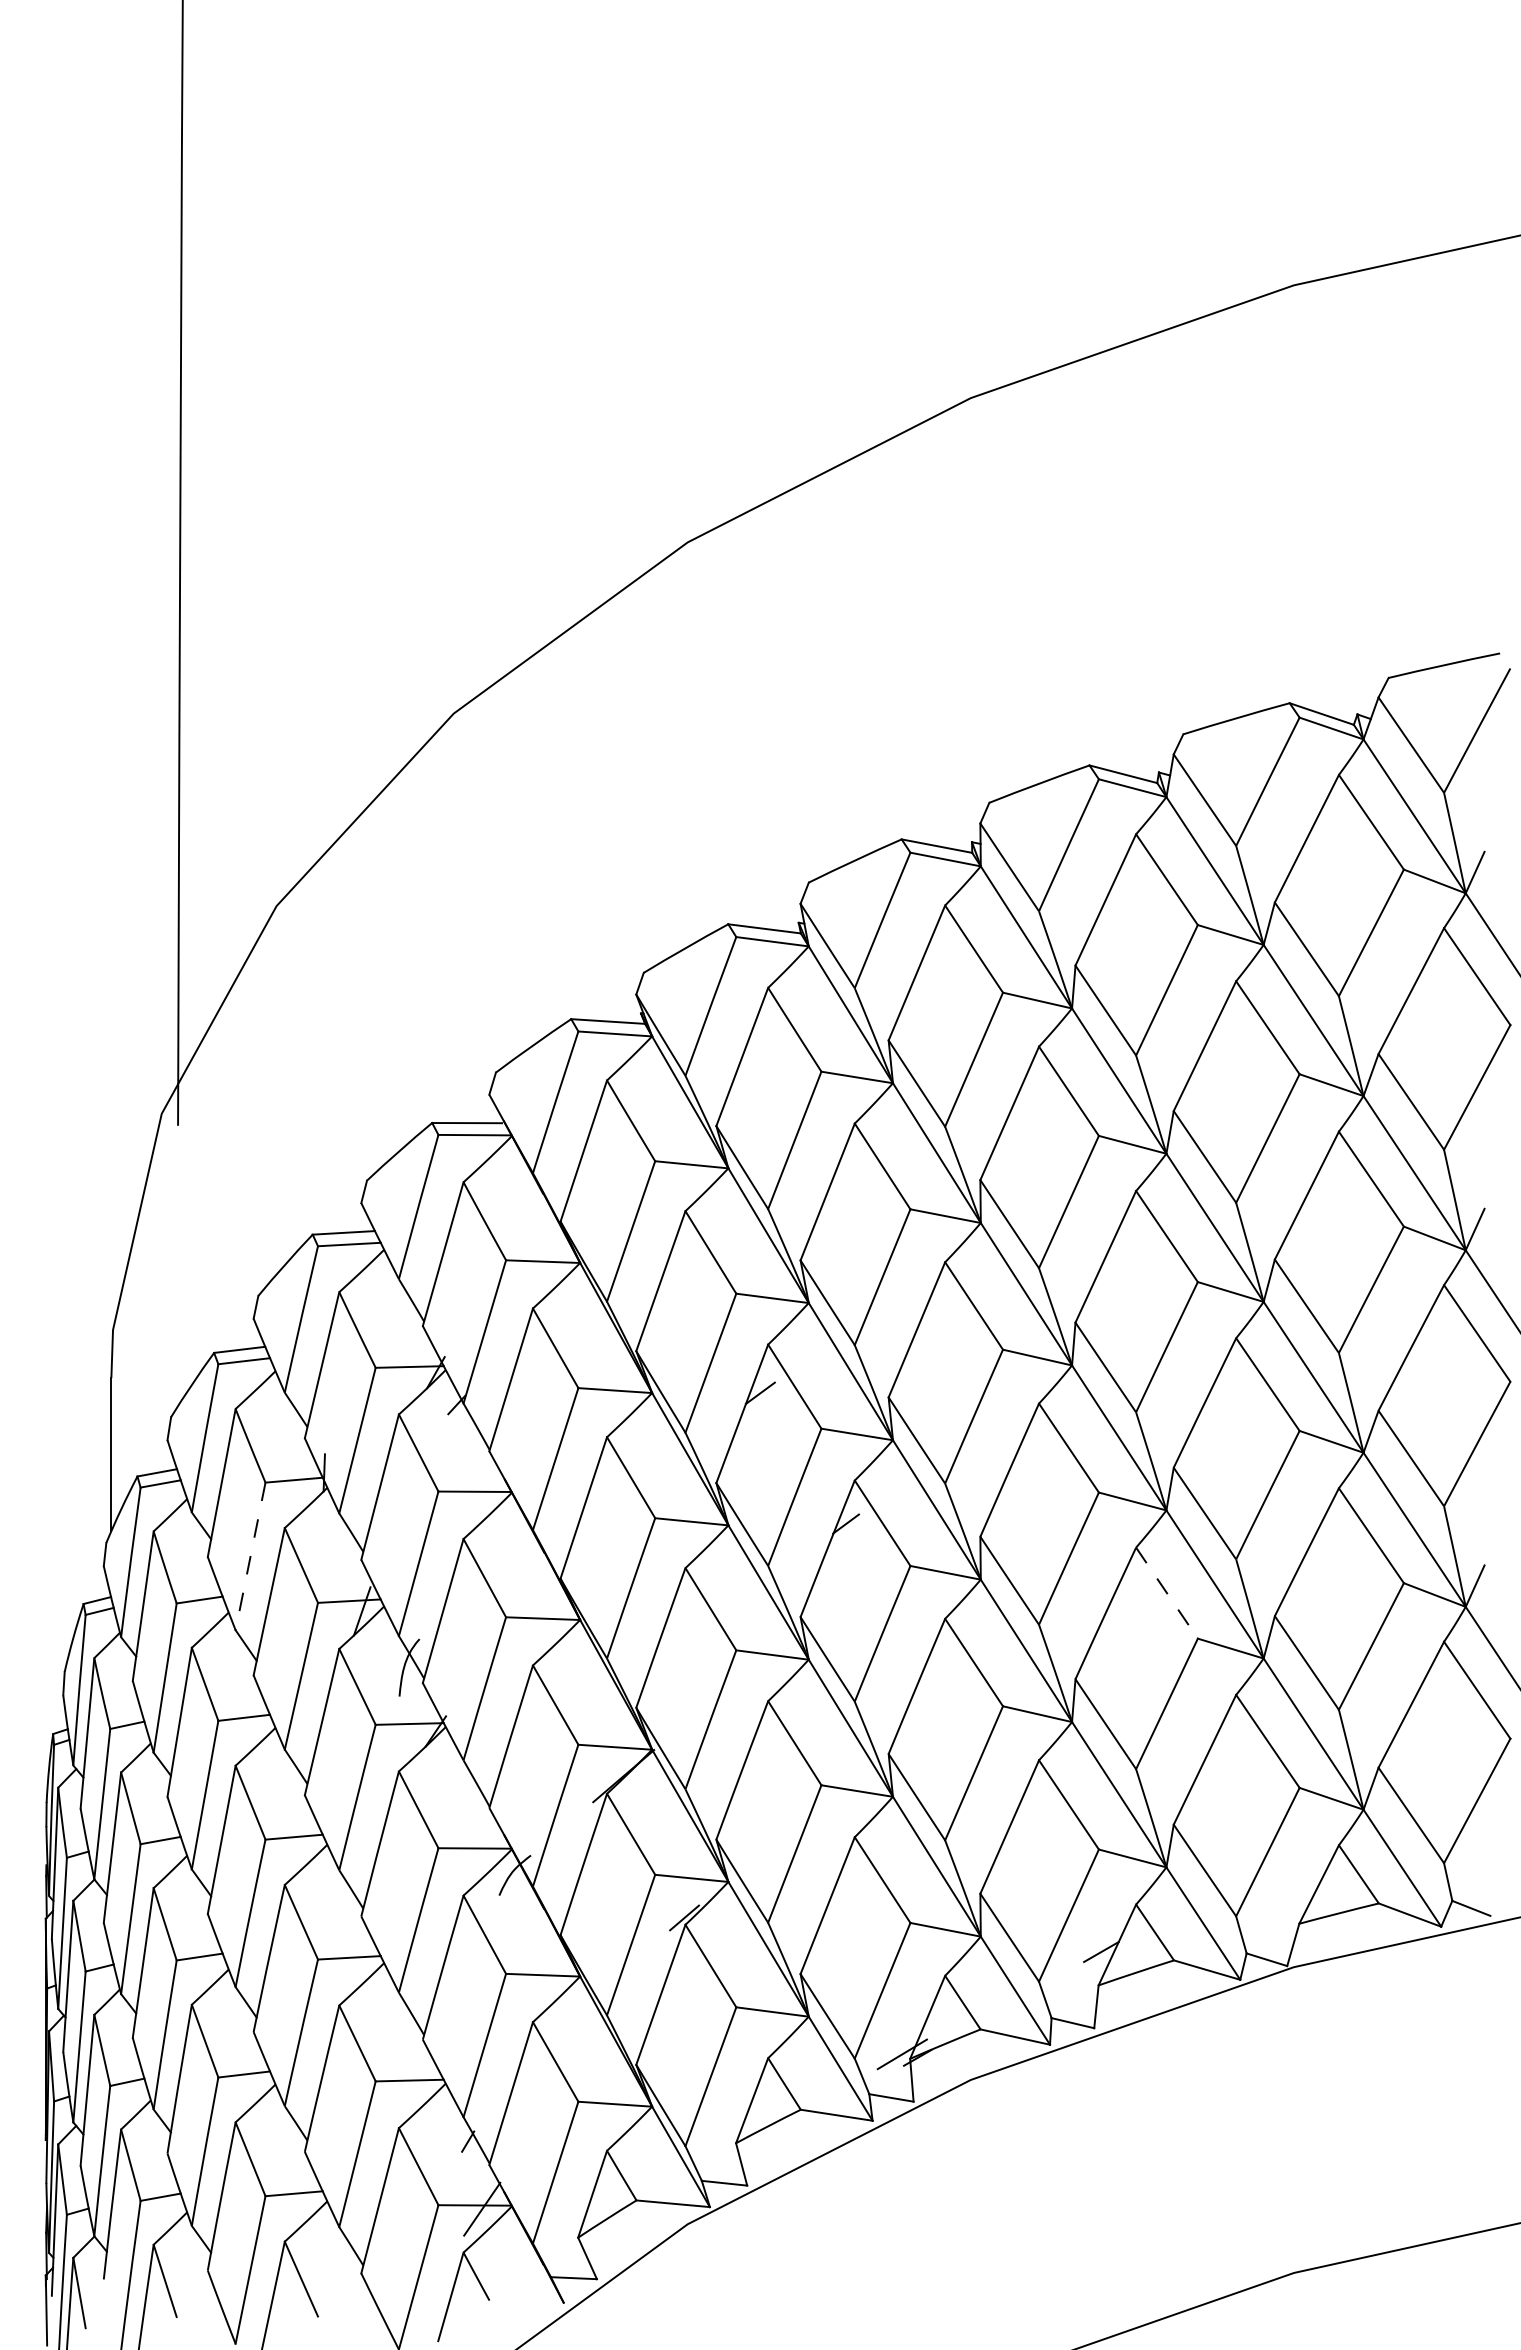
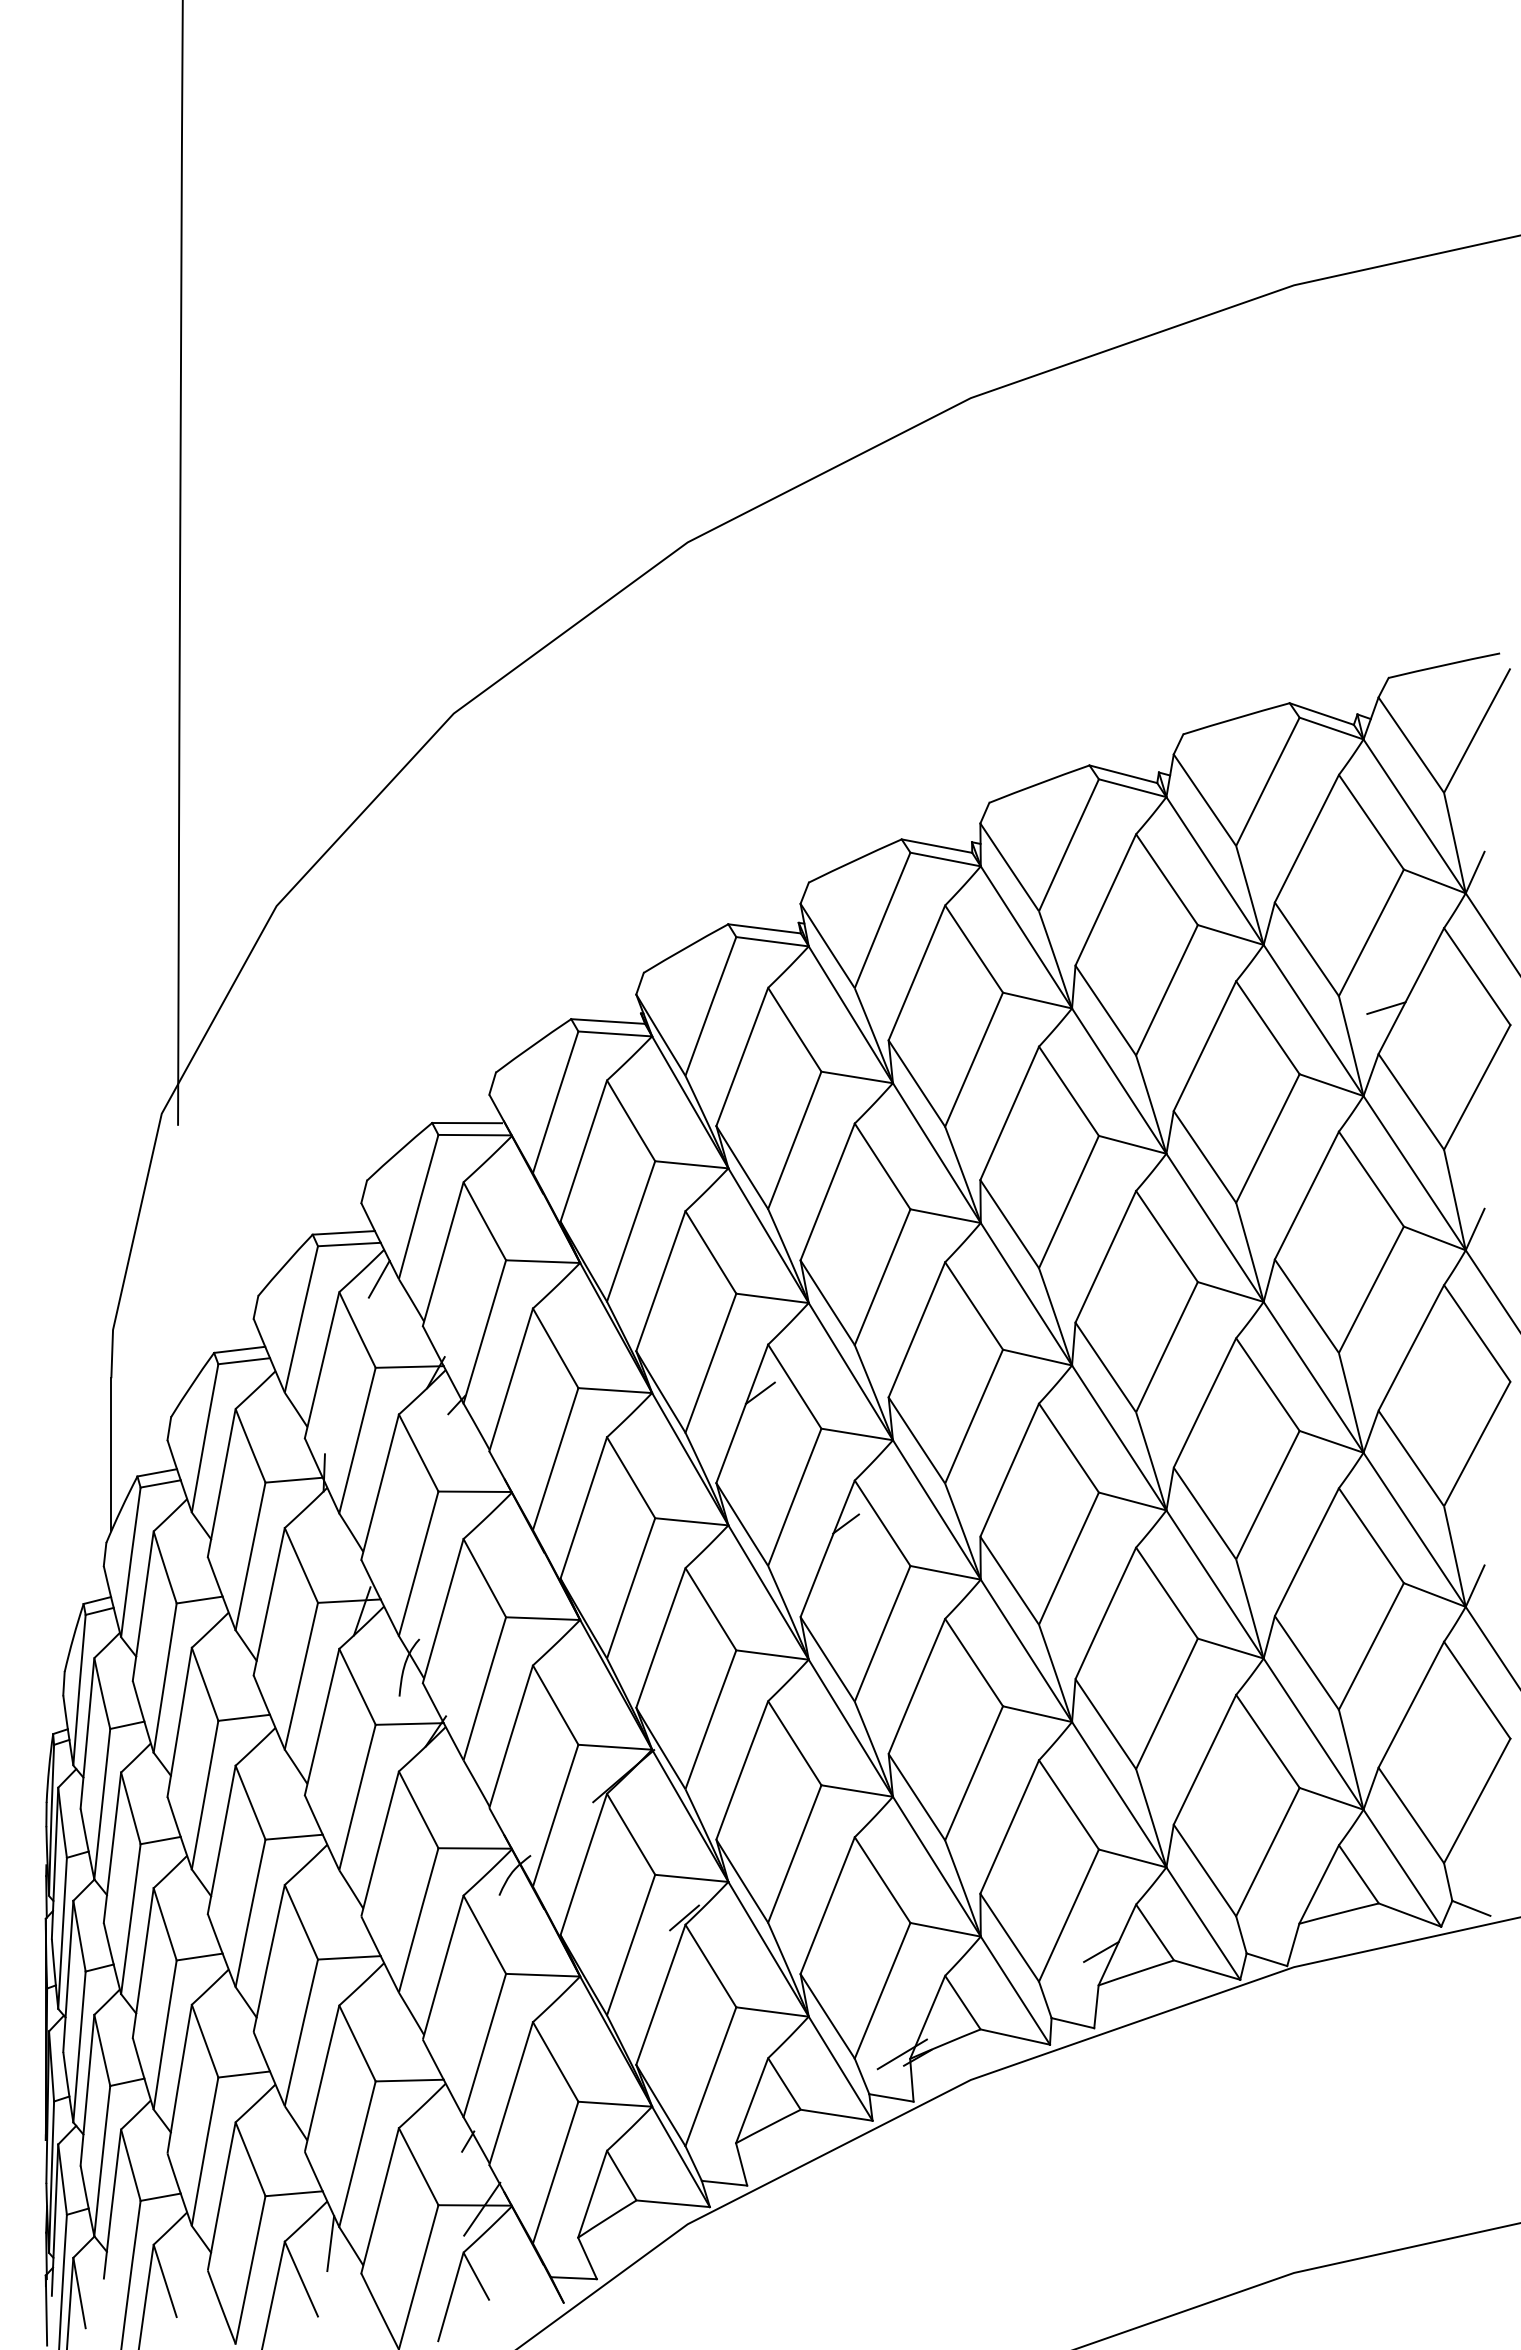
line: none -> present (1386, 1007)
line: none -> present (378, 1278)
line: dashed -> solid (250, 1556)
line: dashed -> solid (1167, 1593)
line: none -> present (330, 2243)
